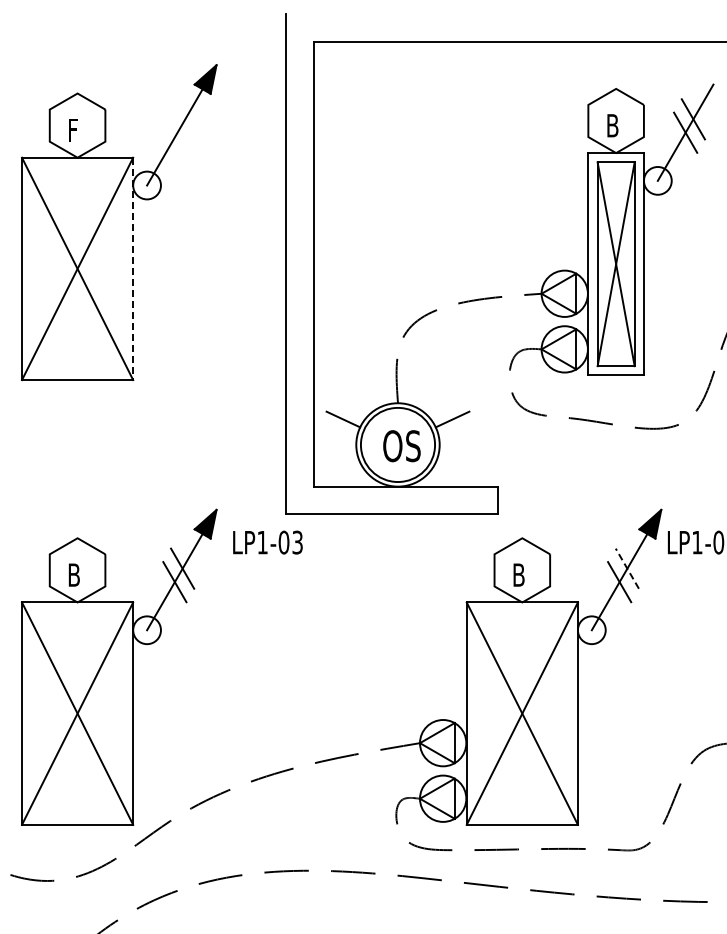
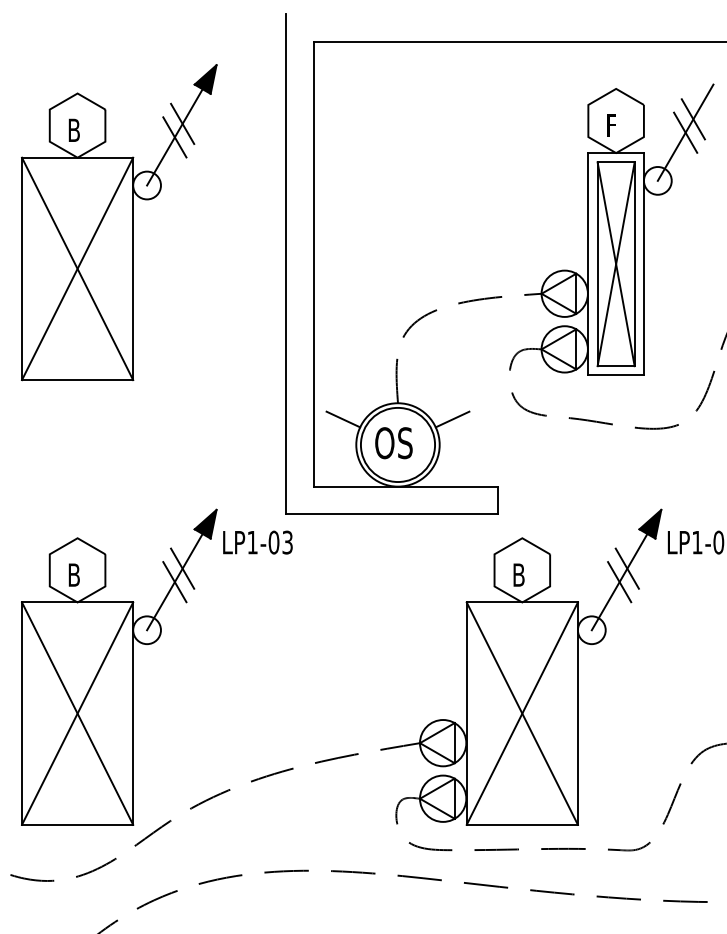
line: none -> present (182, 123)
text: B -> F (612, 125)
text: F -> B (73, 129)
line: none -> present (174, 137)
line: dashed -> solid (133, 269)
text position: (401, 446) -> (393, 443) (393, 443)
text position: (267, 542) -> (257, 542) (257, 542)
line: dashed -> solid (627, 568)
